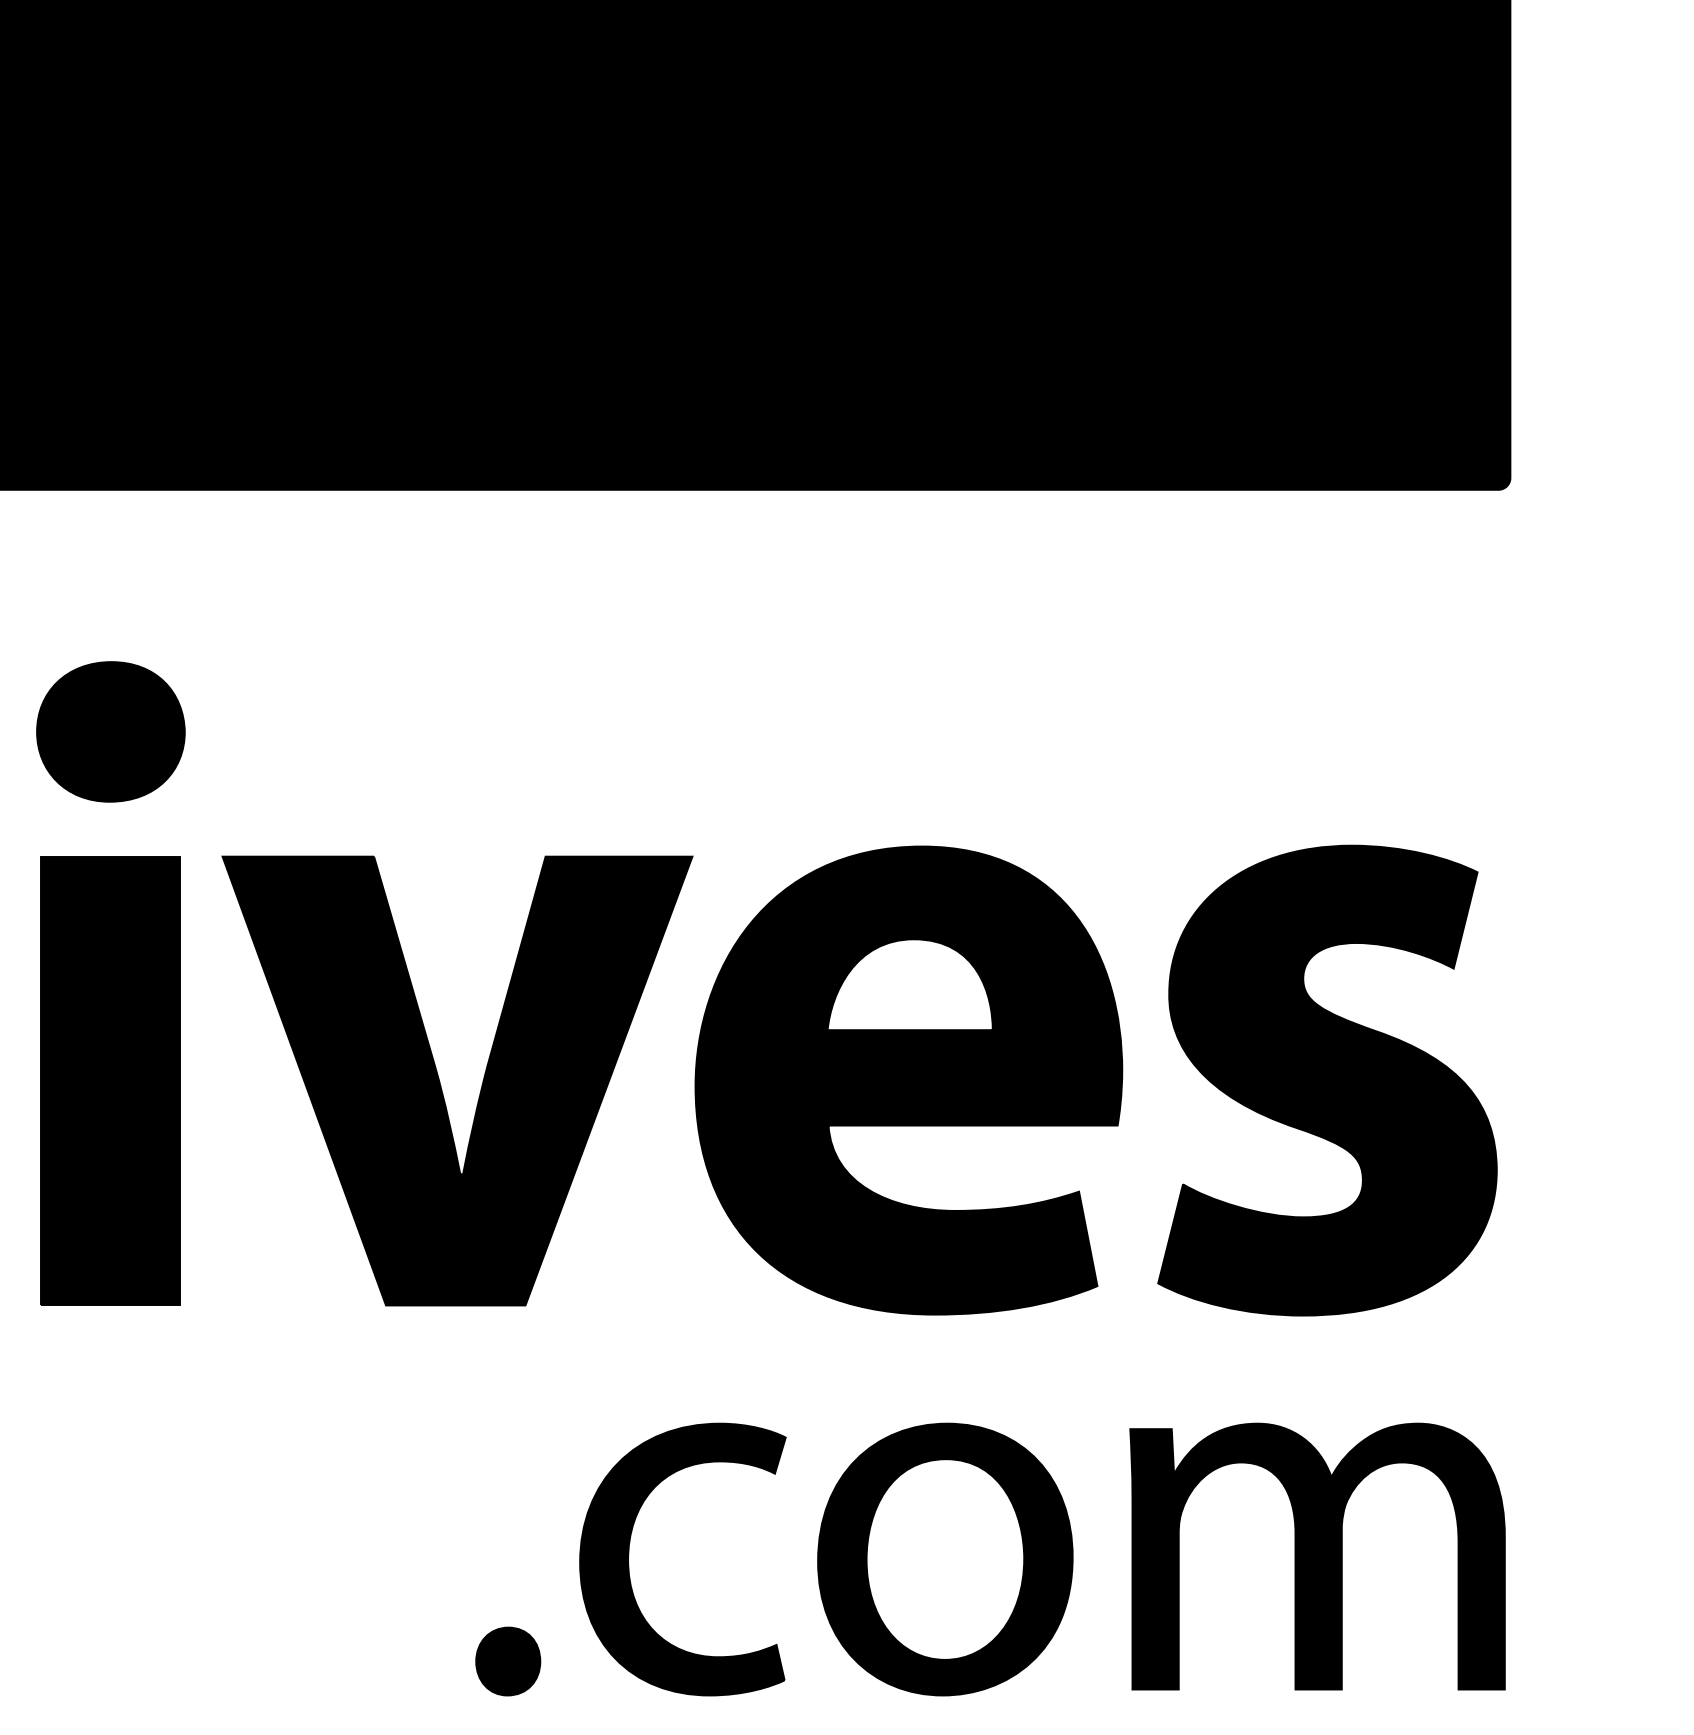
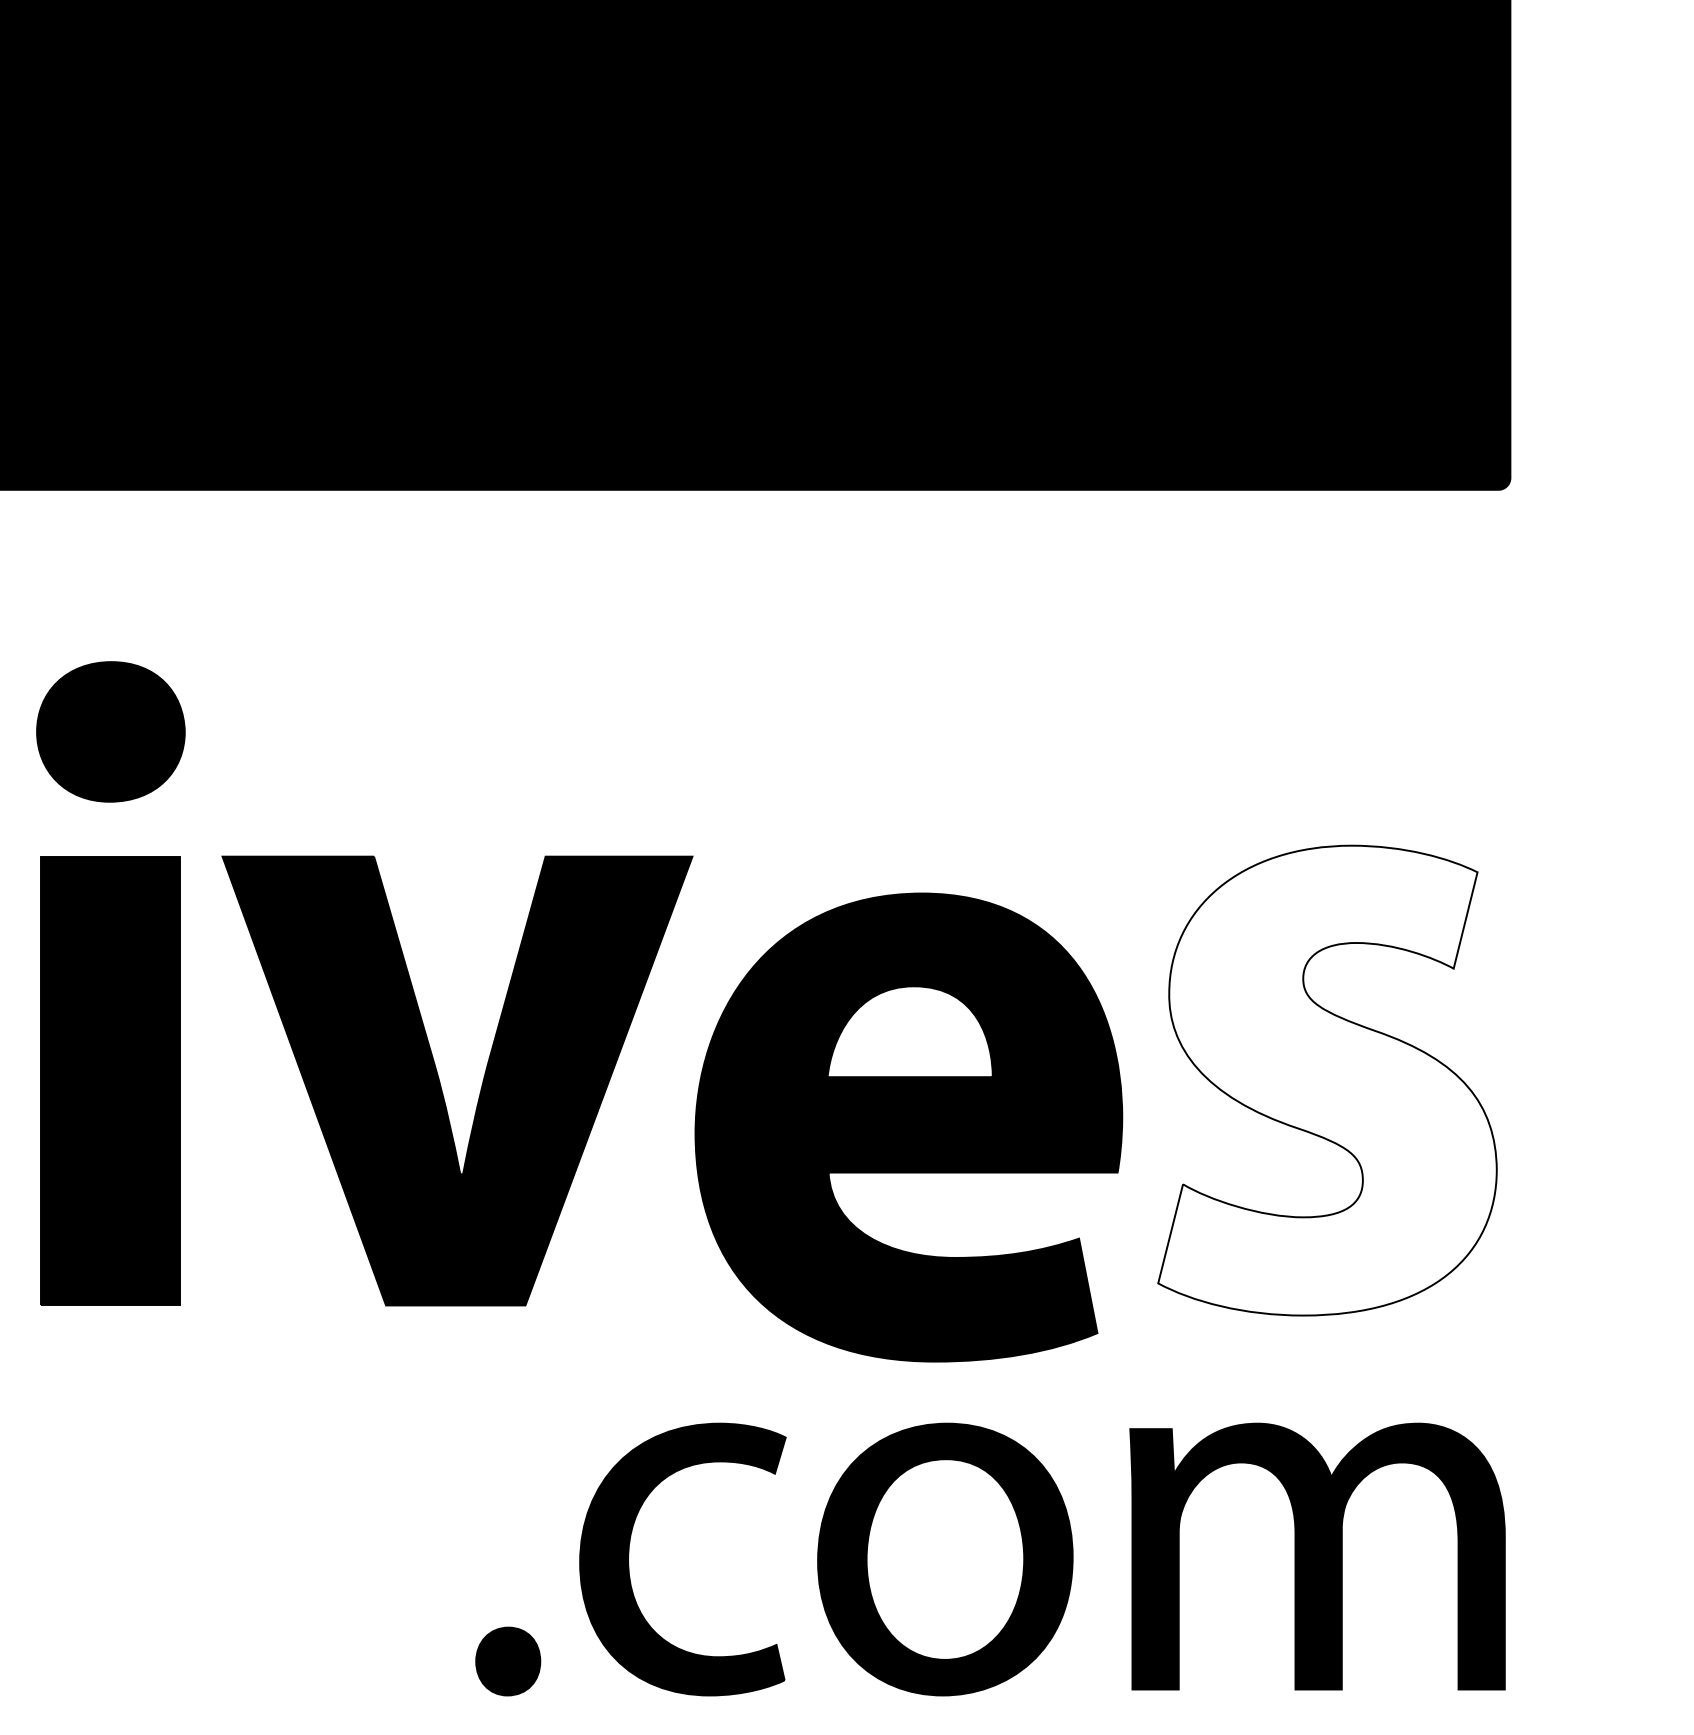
part position: (908, 1080) -> (908, 1127) (908, 1127)
fill: present -> none (1327, 1080)
